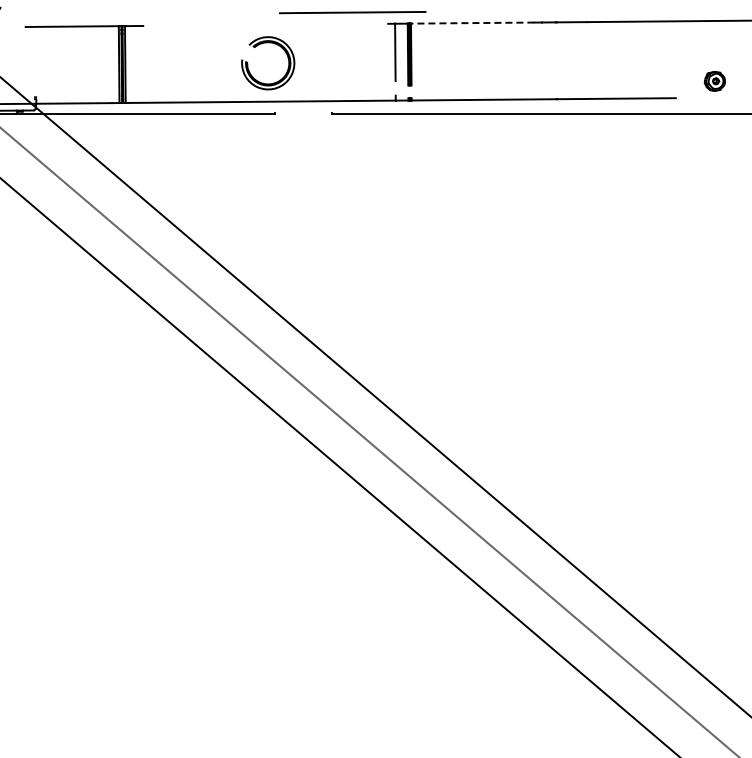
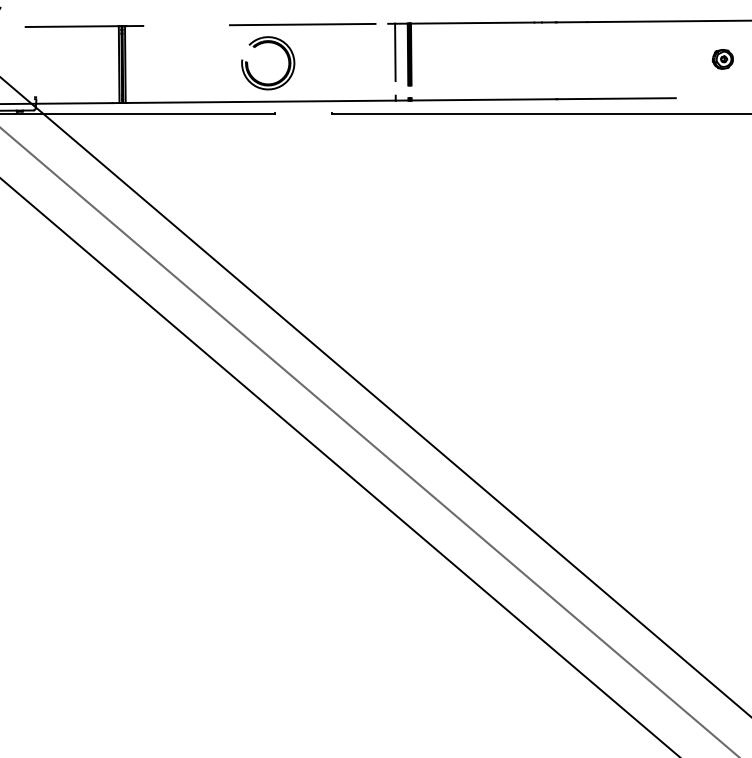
line position: (352, 12) -> (302, 24) (302, 24)
line: dashed -> solid (472, 23)
part position: (714, 81) -> (722, 59) (722, 59)
